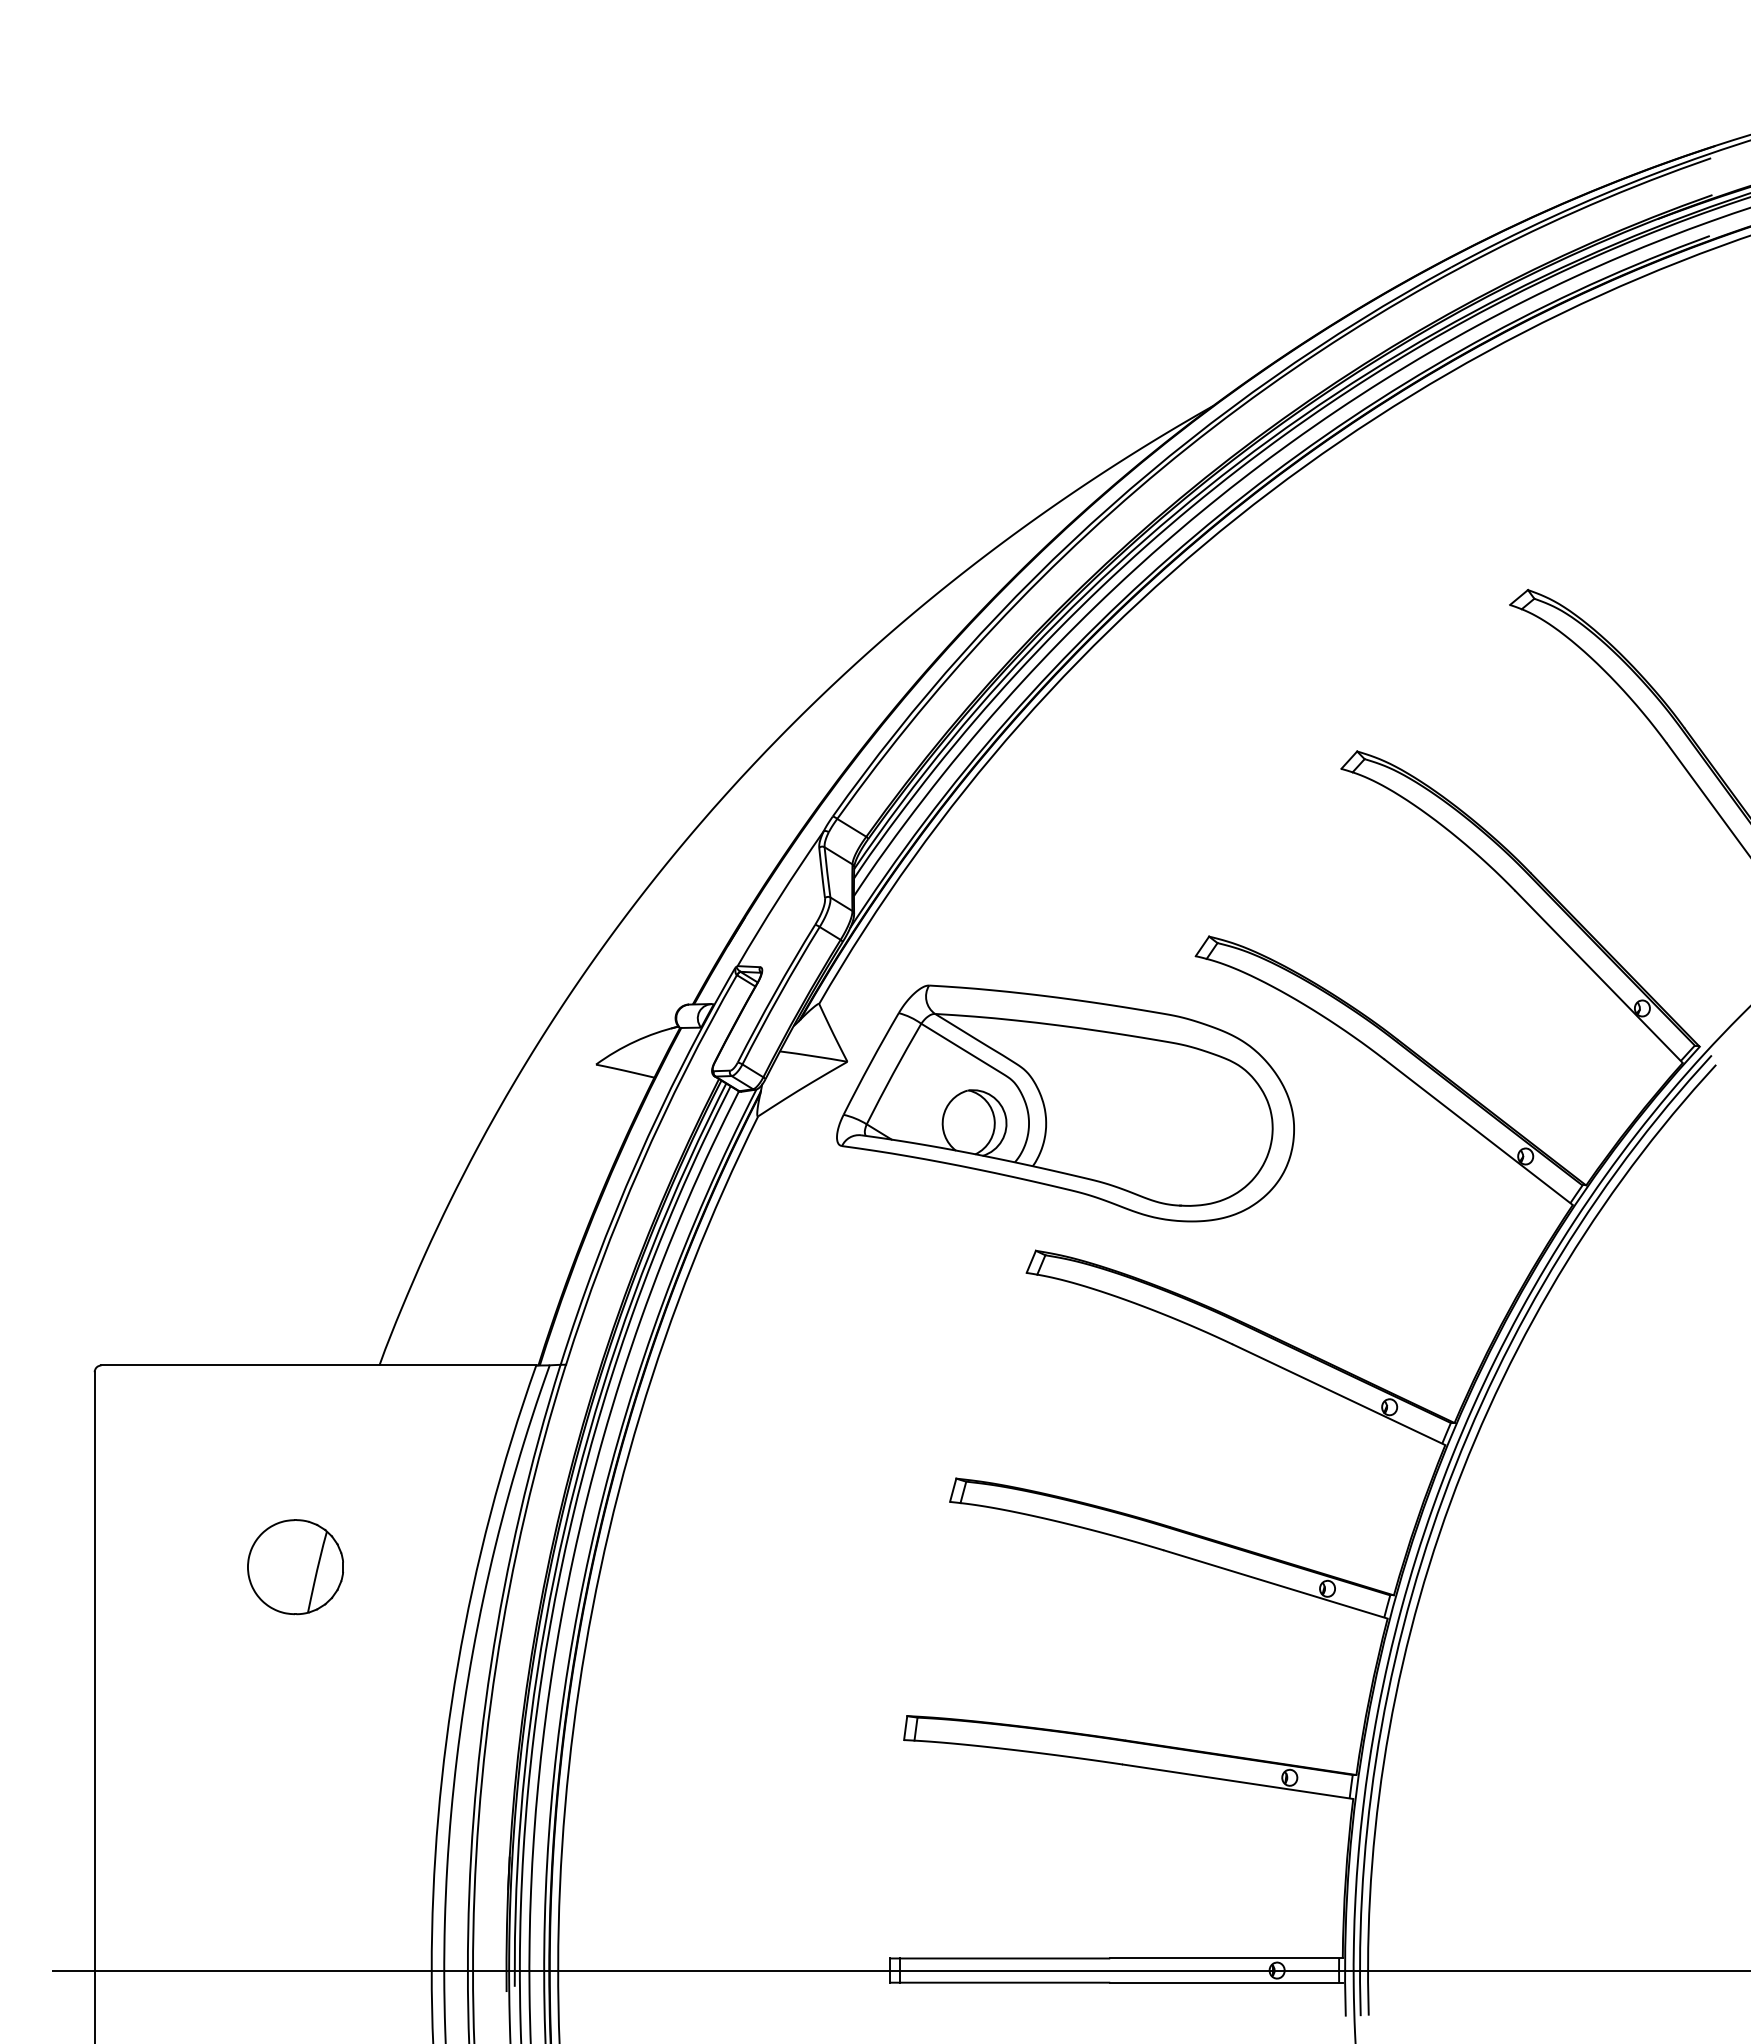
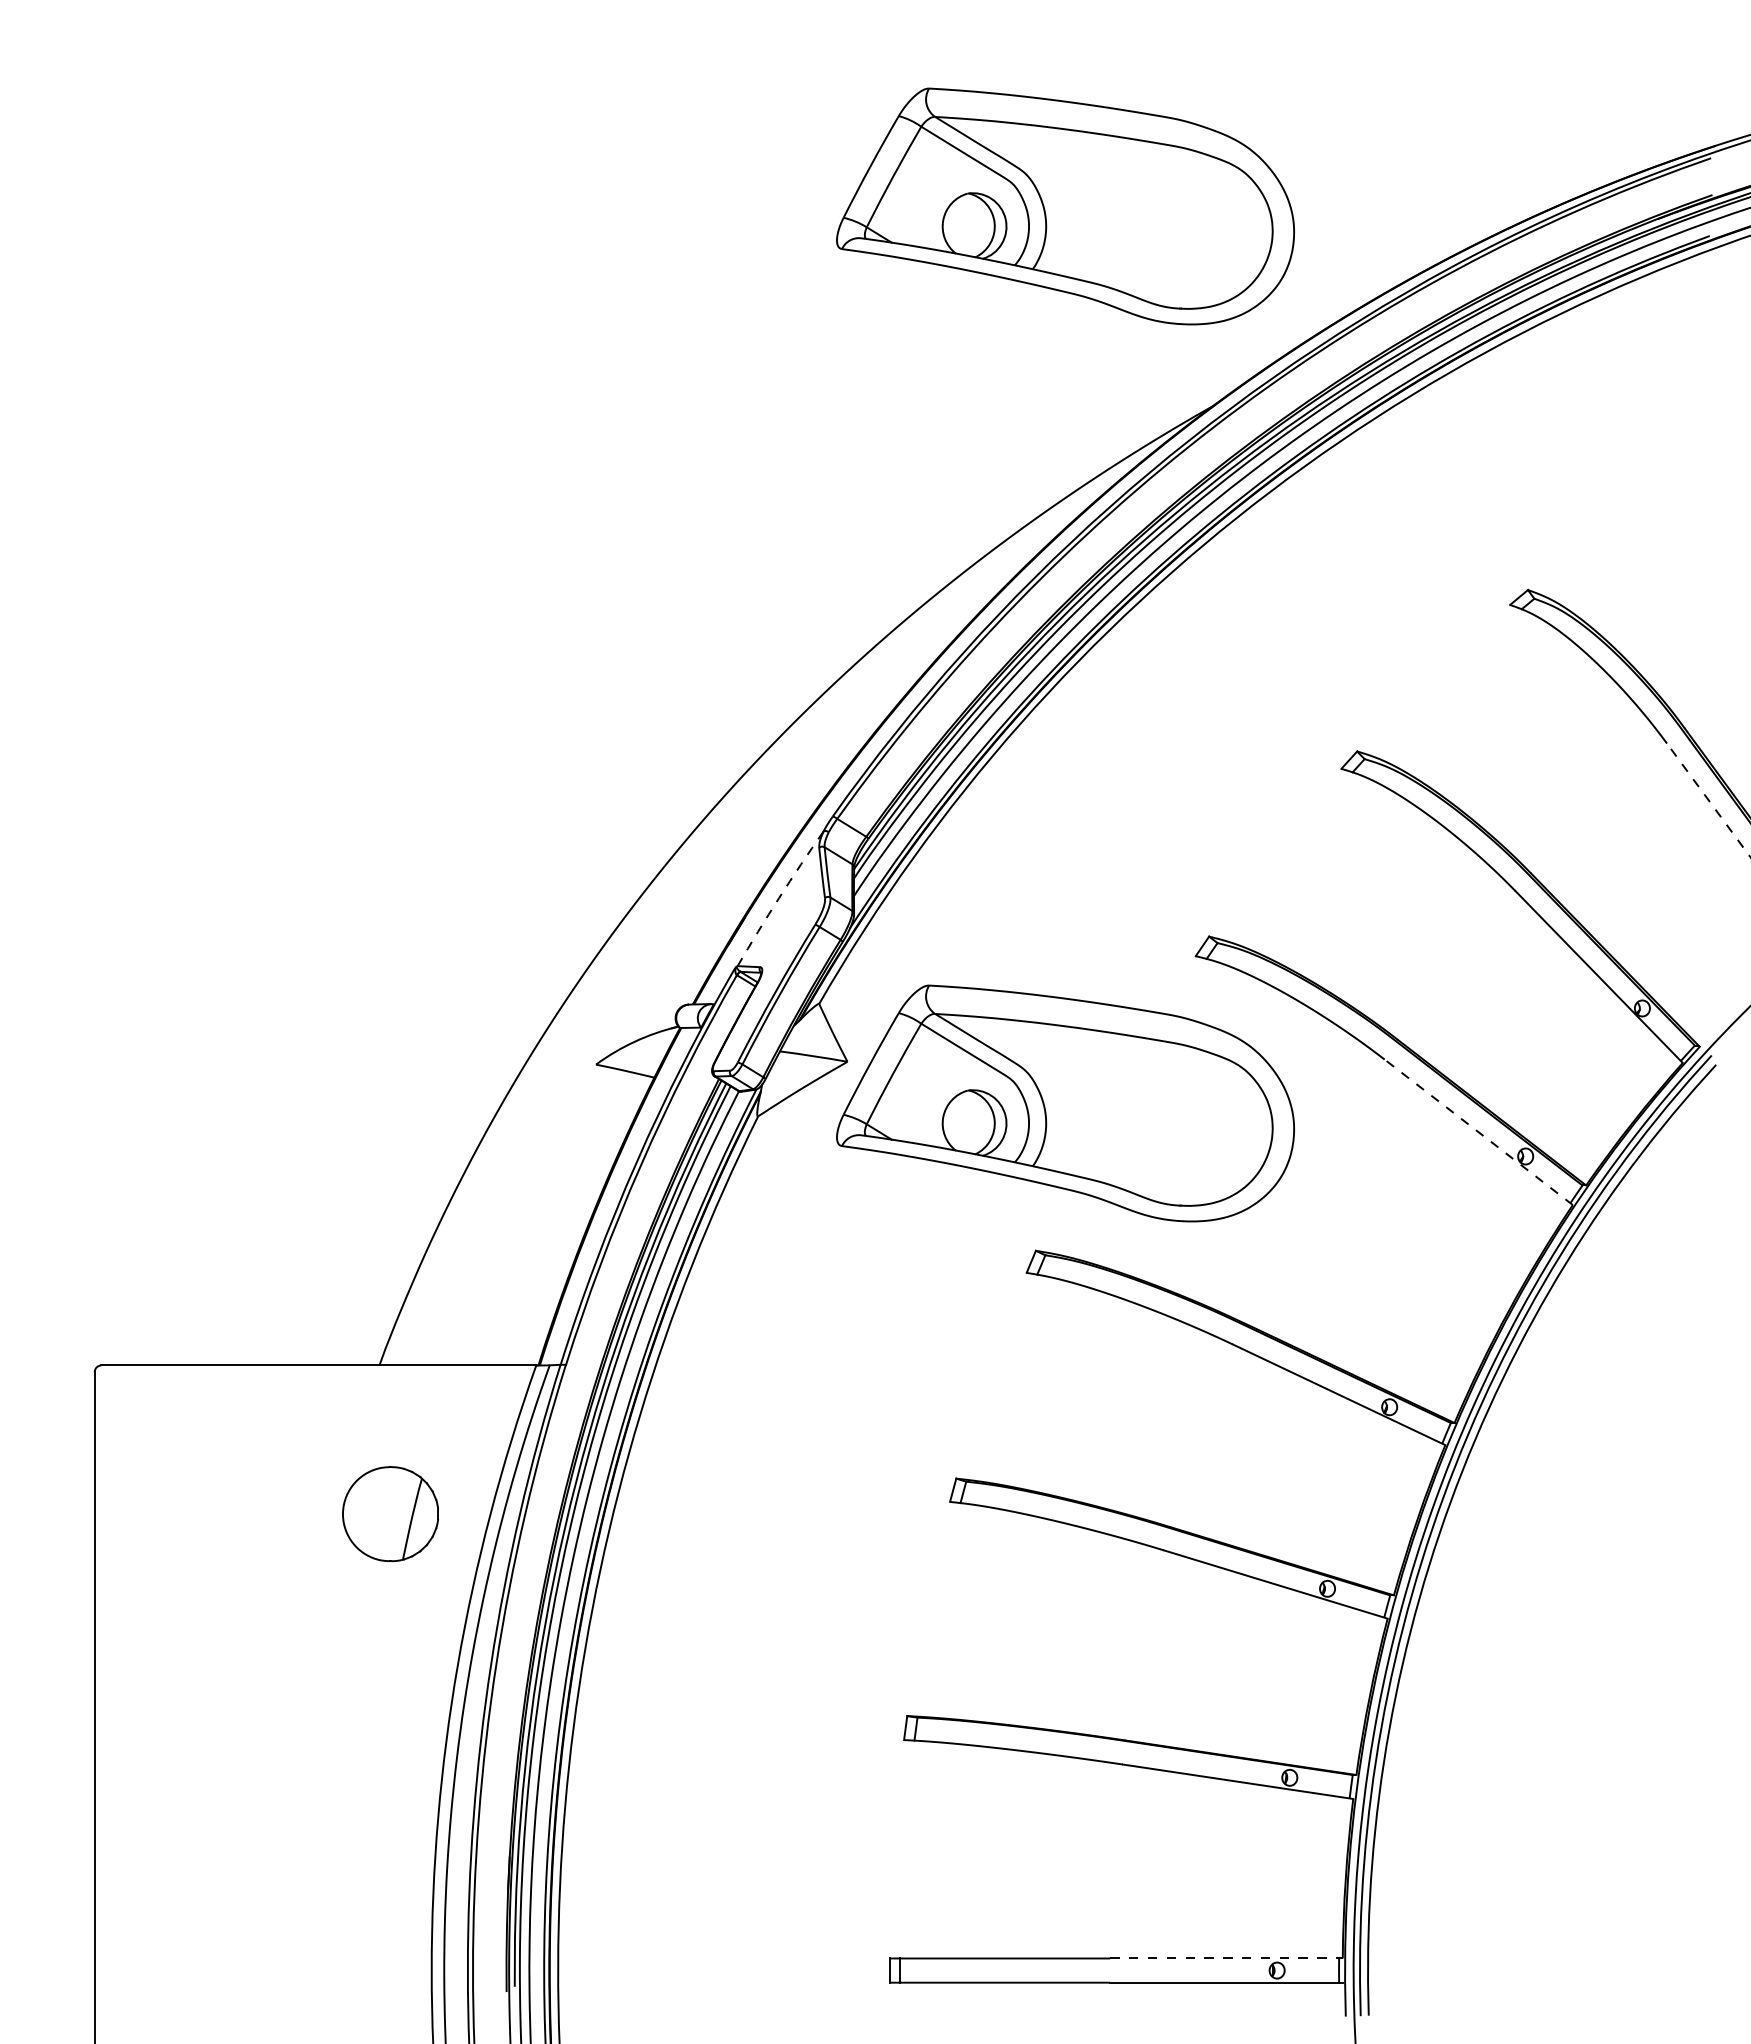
part: none -> present (1065, 206)
line: solid -> dashed (1708, 799)
arc: solid -> dashed (779, 897)
line: solid -> dashed (1478, 1132)
part position: (295, 1567) -> (390, 1514) (390, 1514)
line: solid -> dashed (1227, 1958)
line: present -> none (874, 1970)
